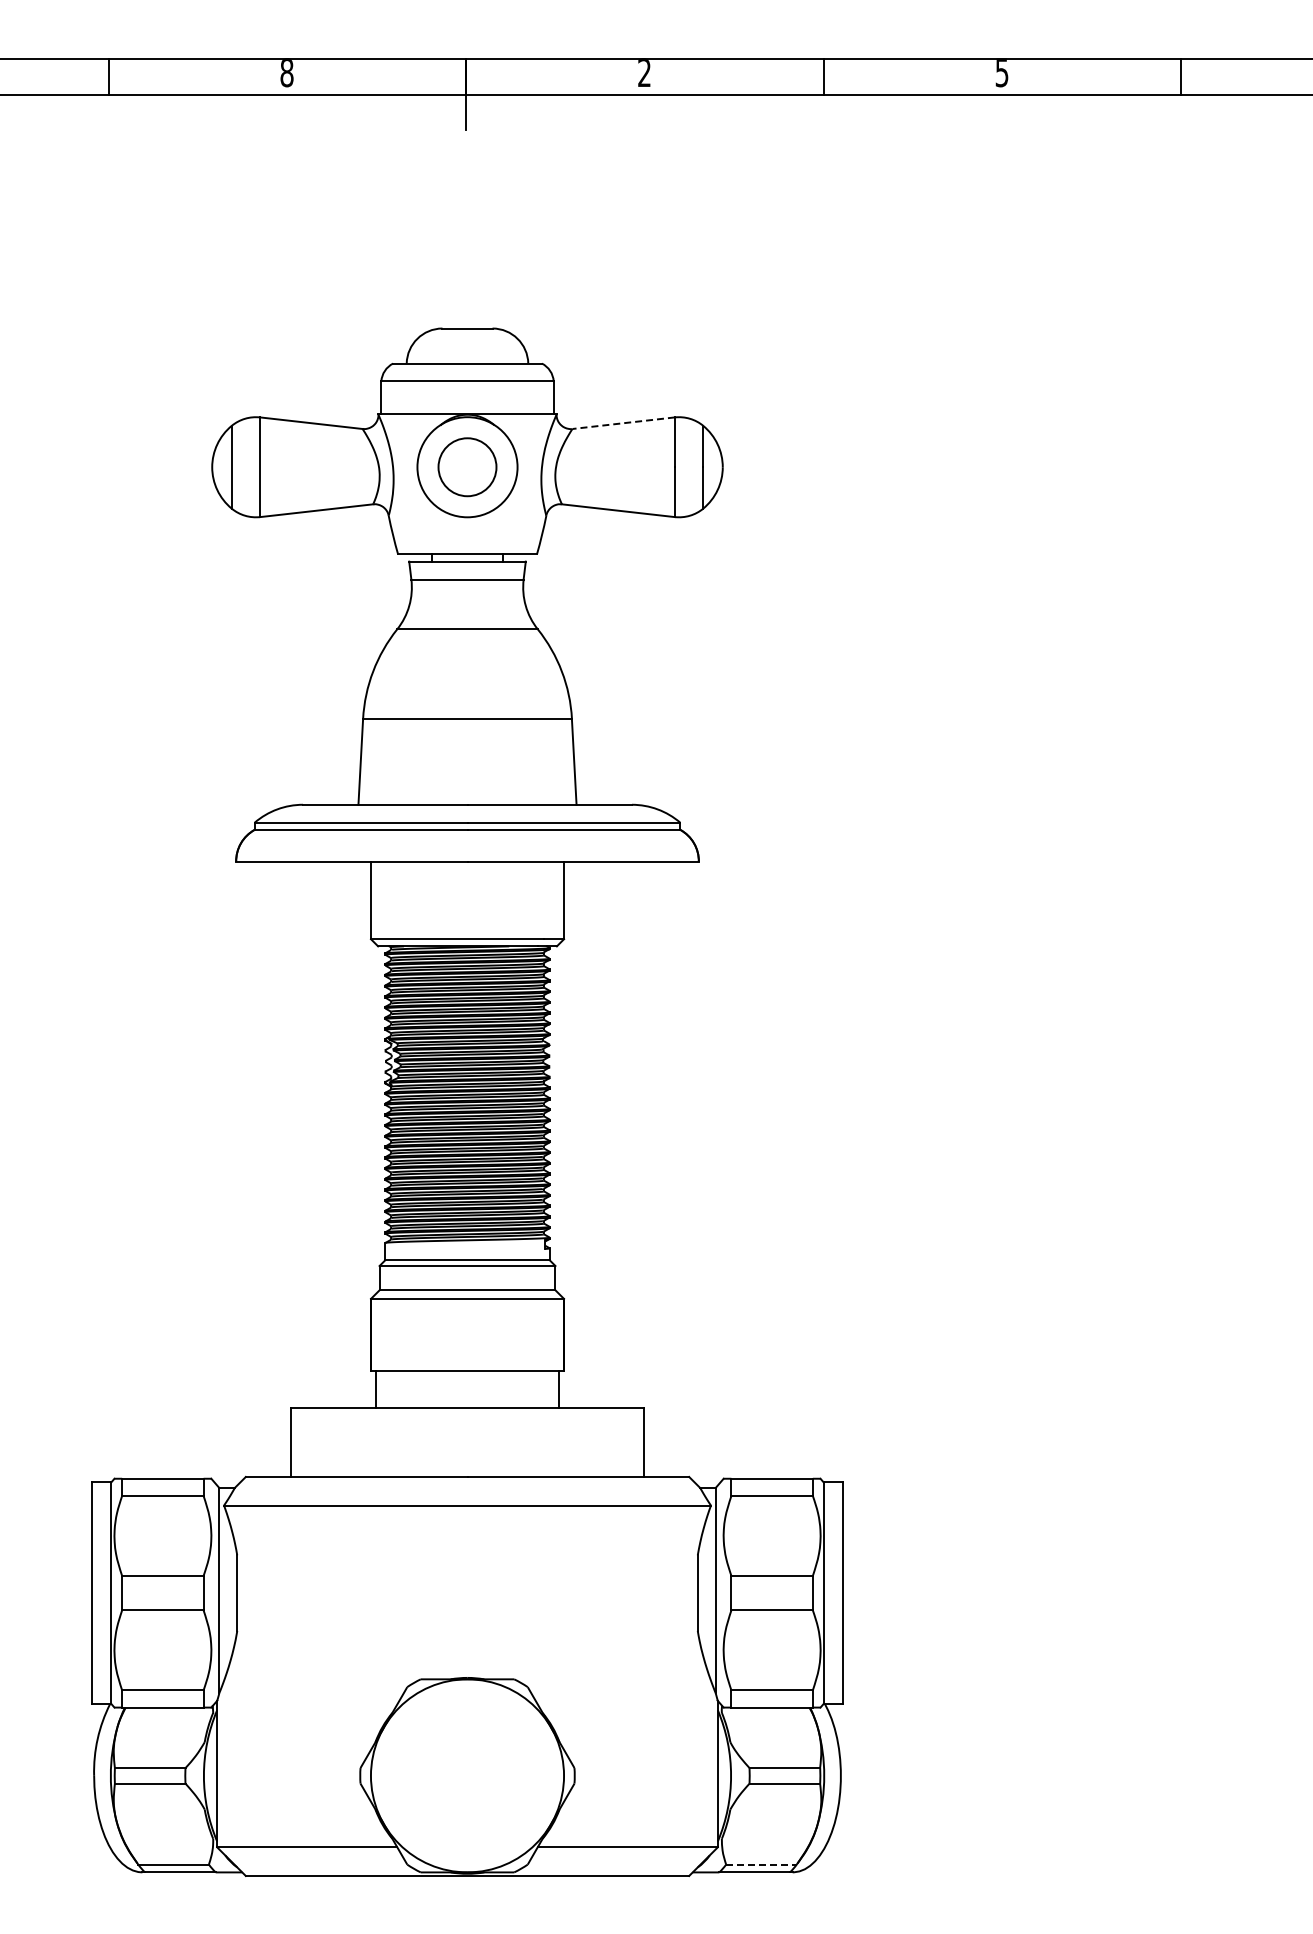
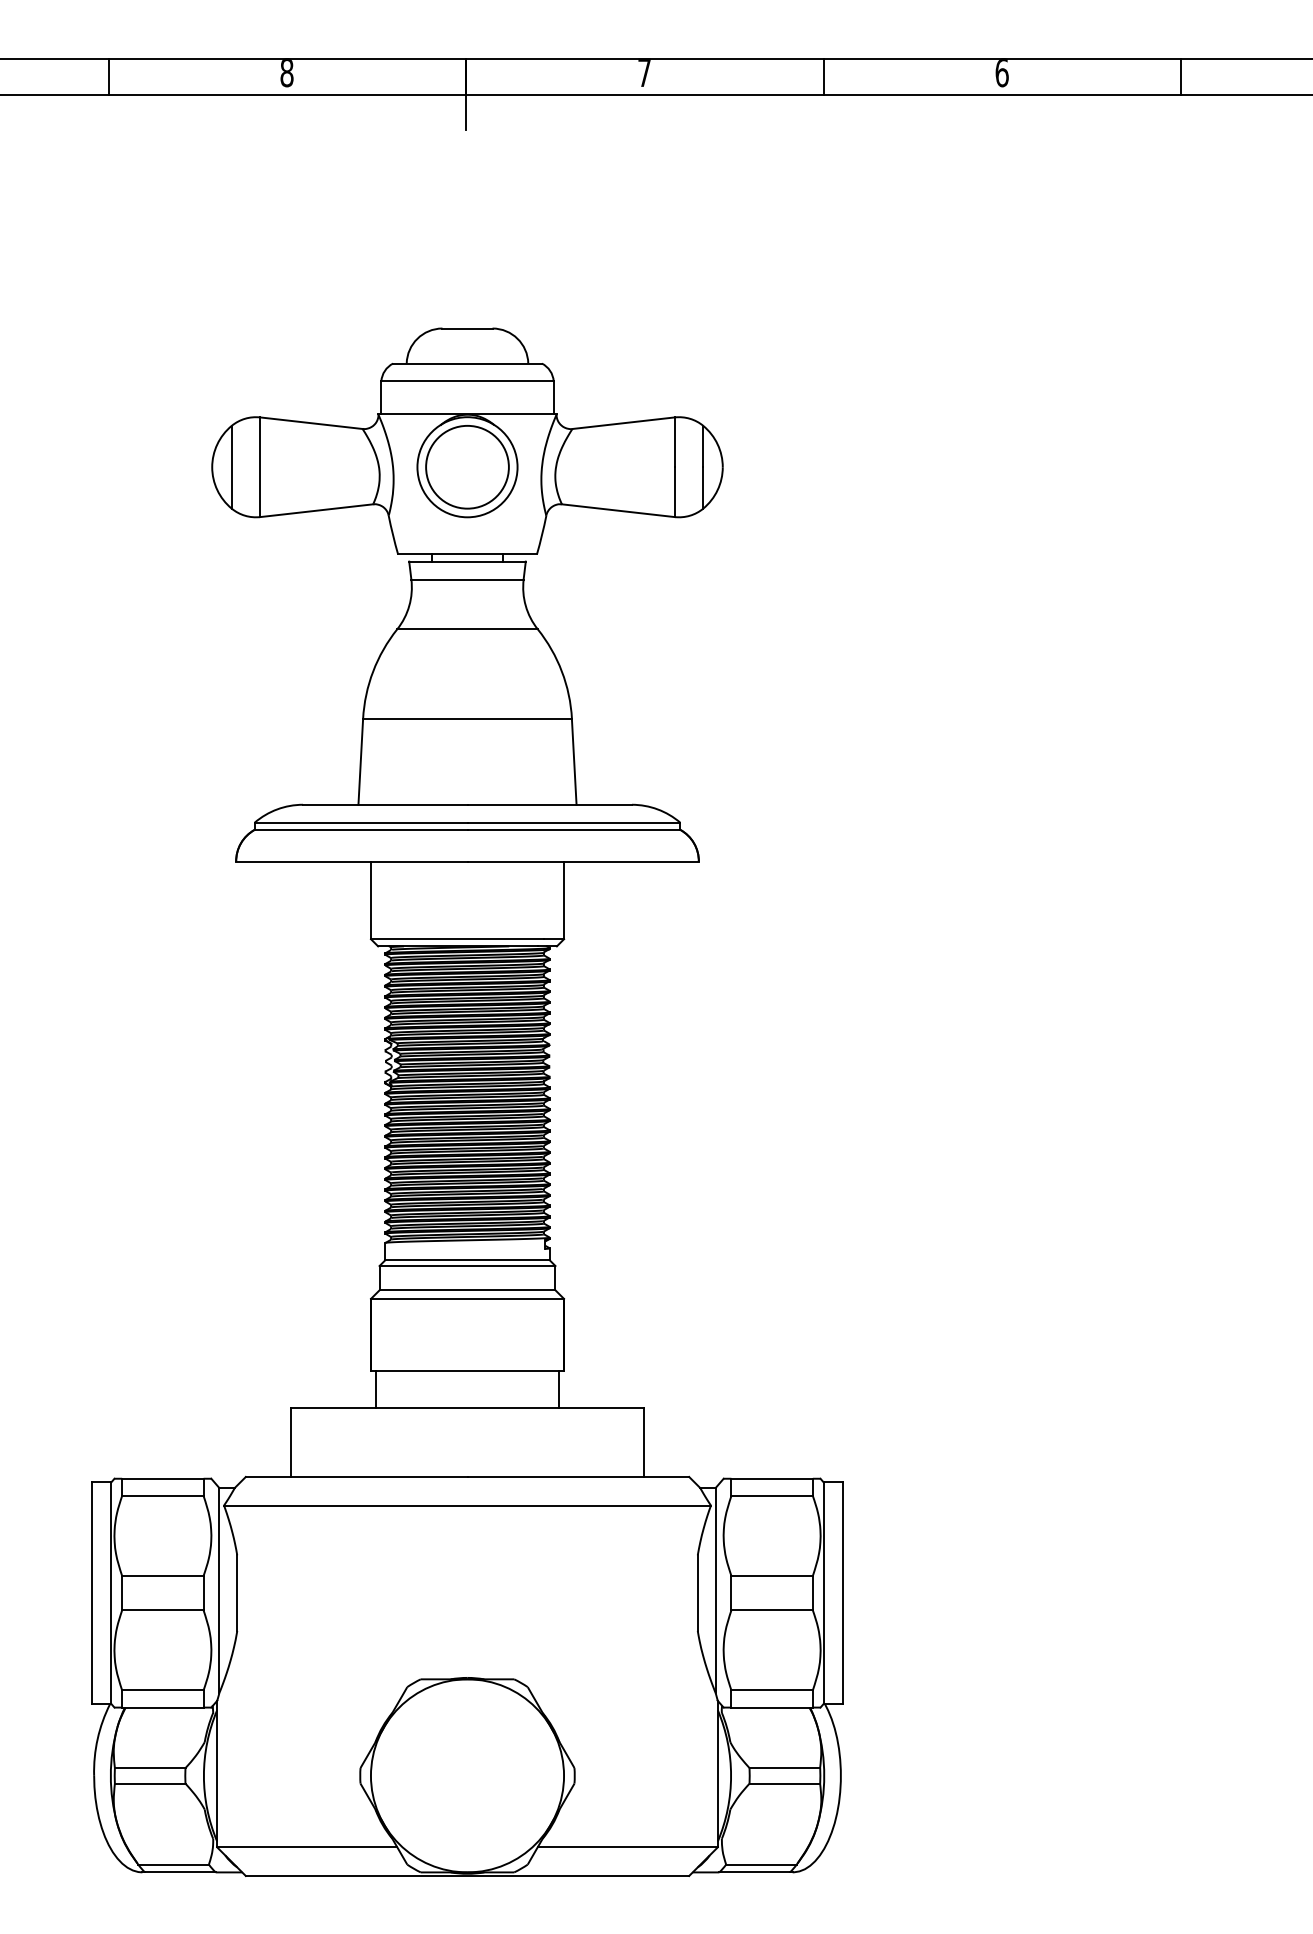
text: 2 -> 7 (644, 73)
text: 5 -> 6 (1001, 73)
line: dashed -> solid (623, 423)
circle diameter: 58 px -> 83 px (467, 466)
line: dashed -> solid (761, 1864)
